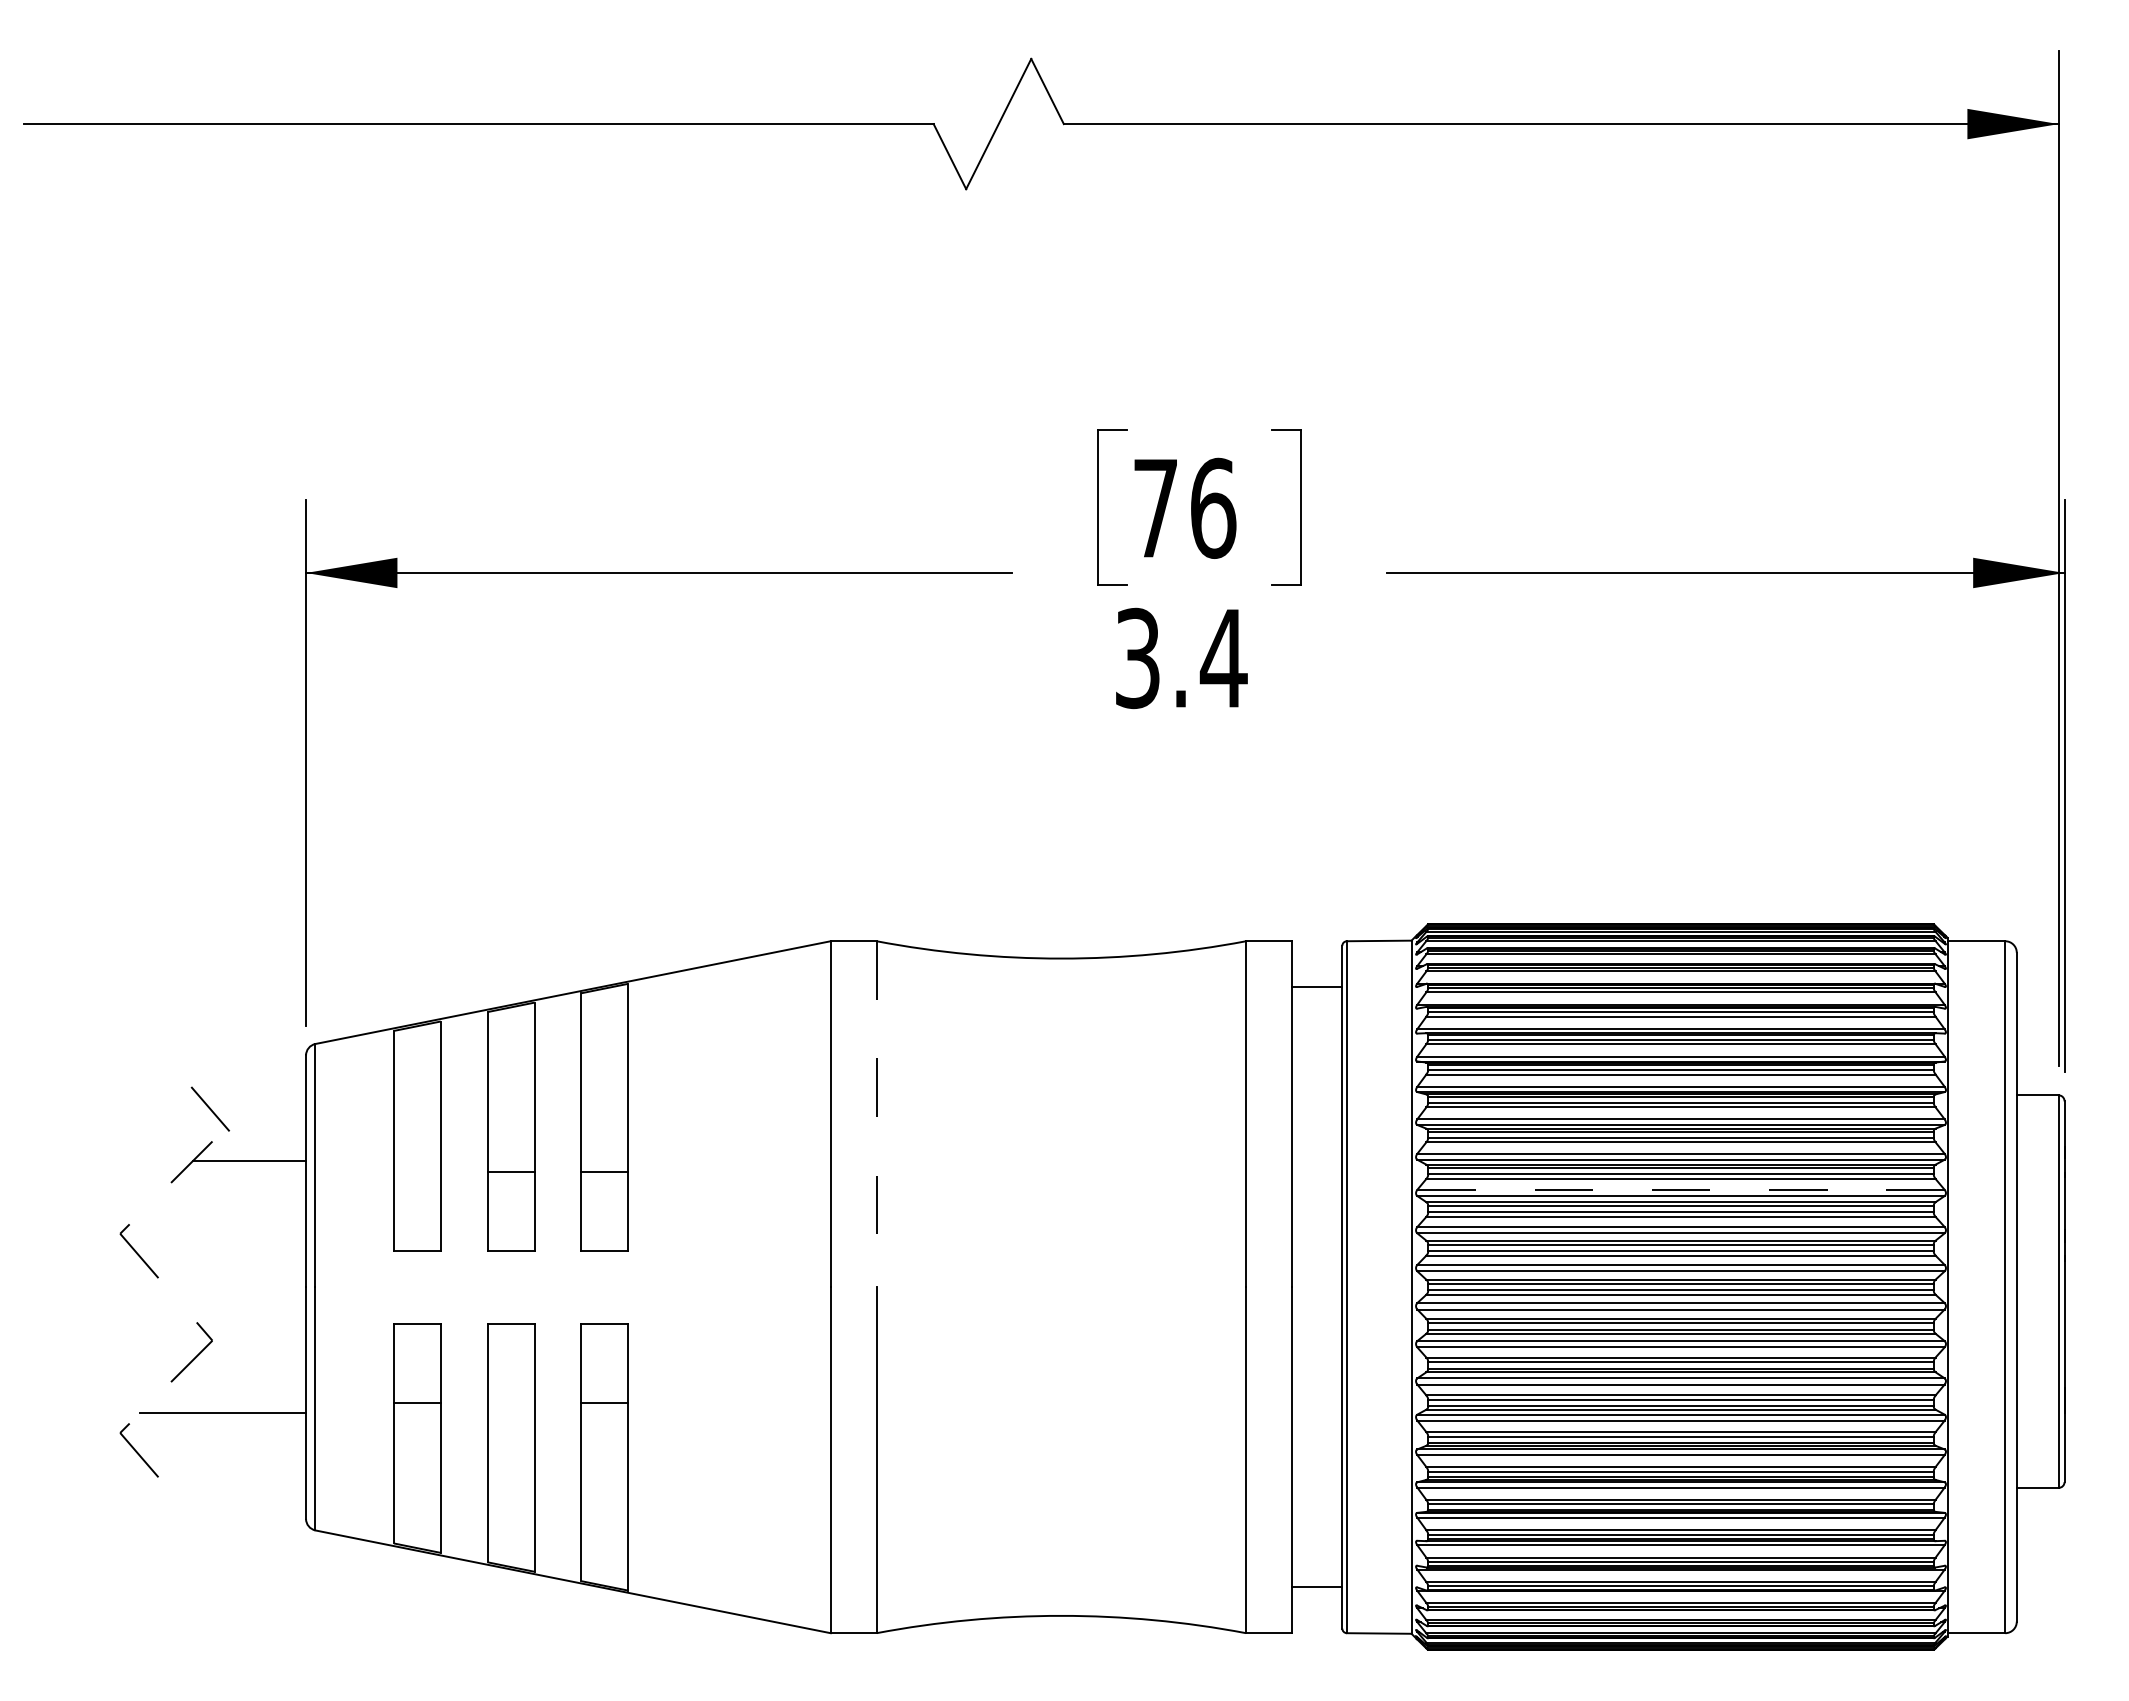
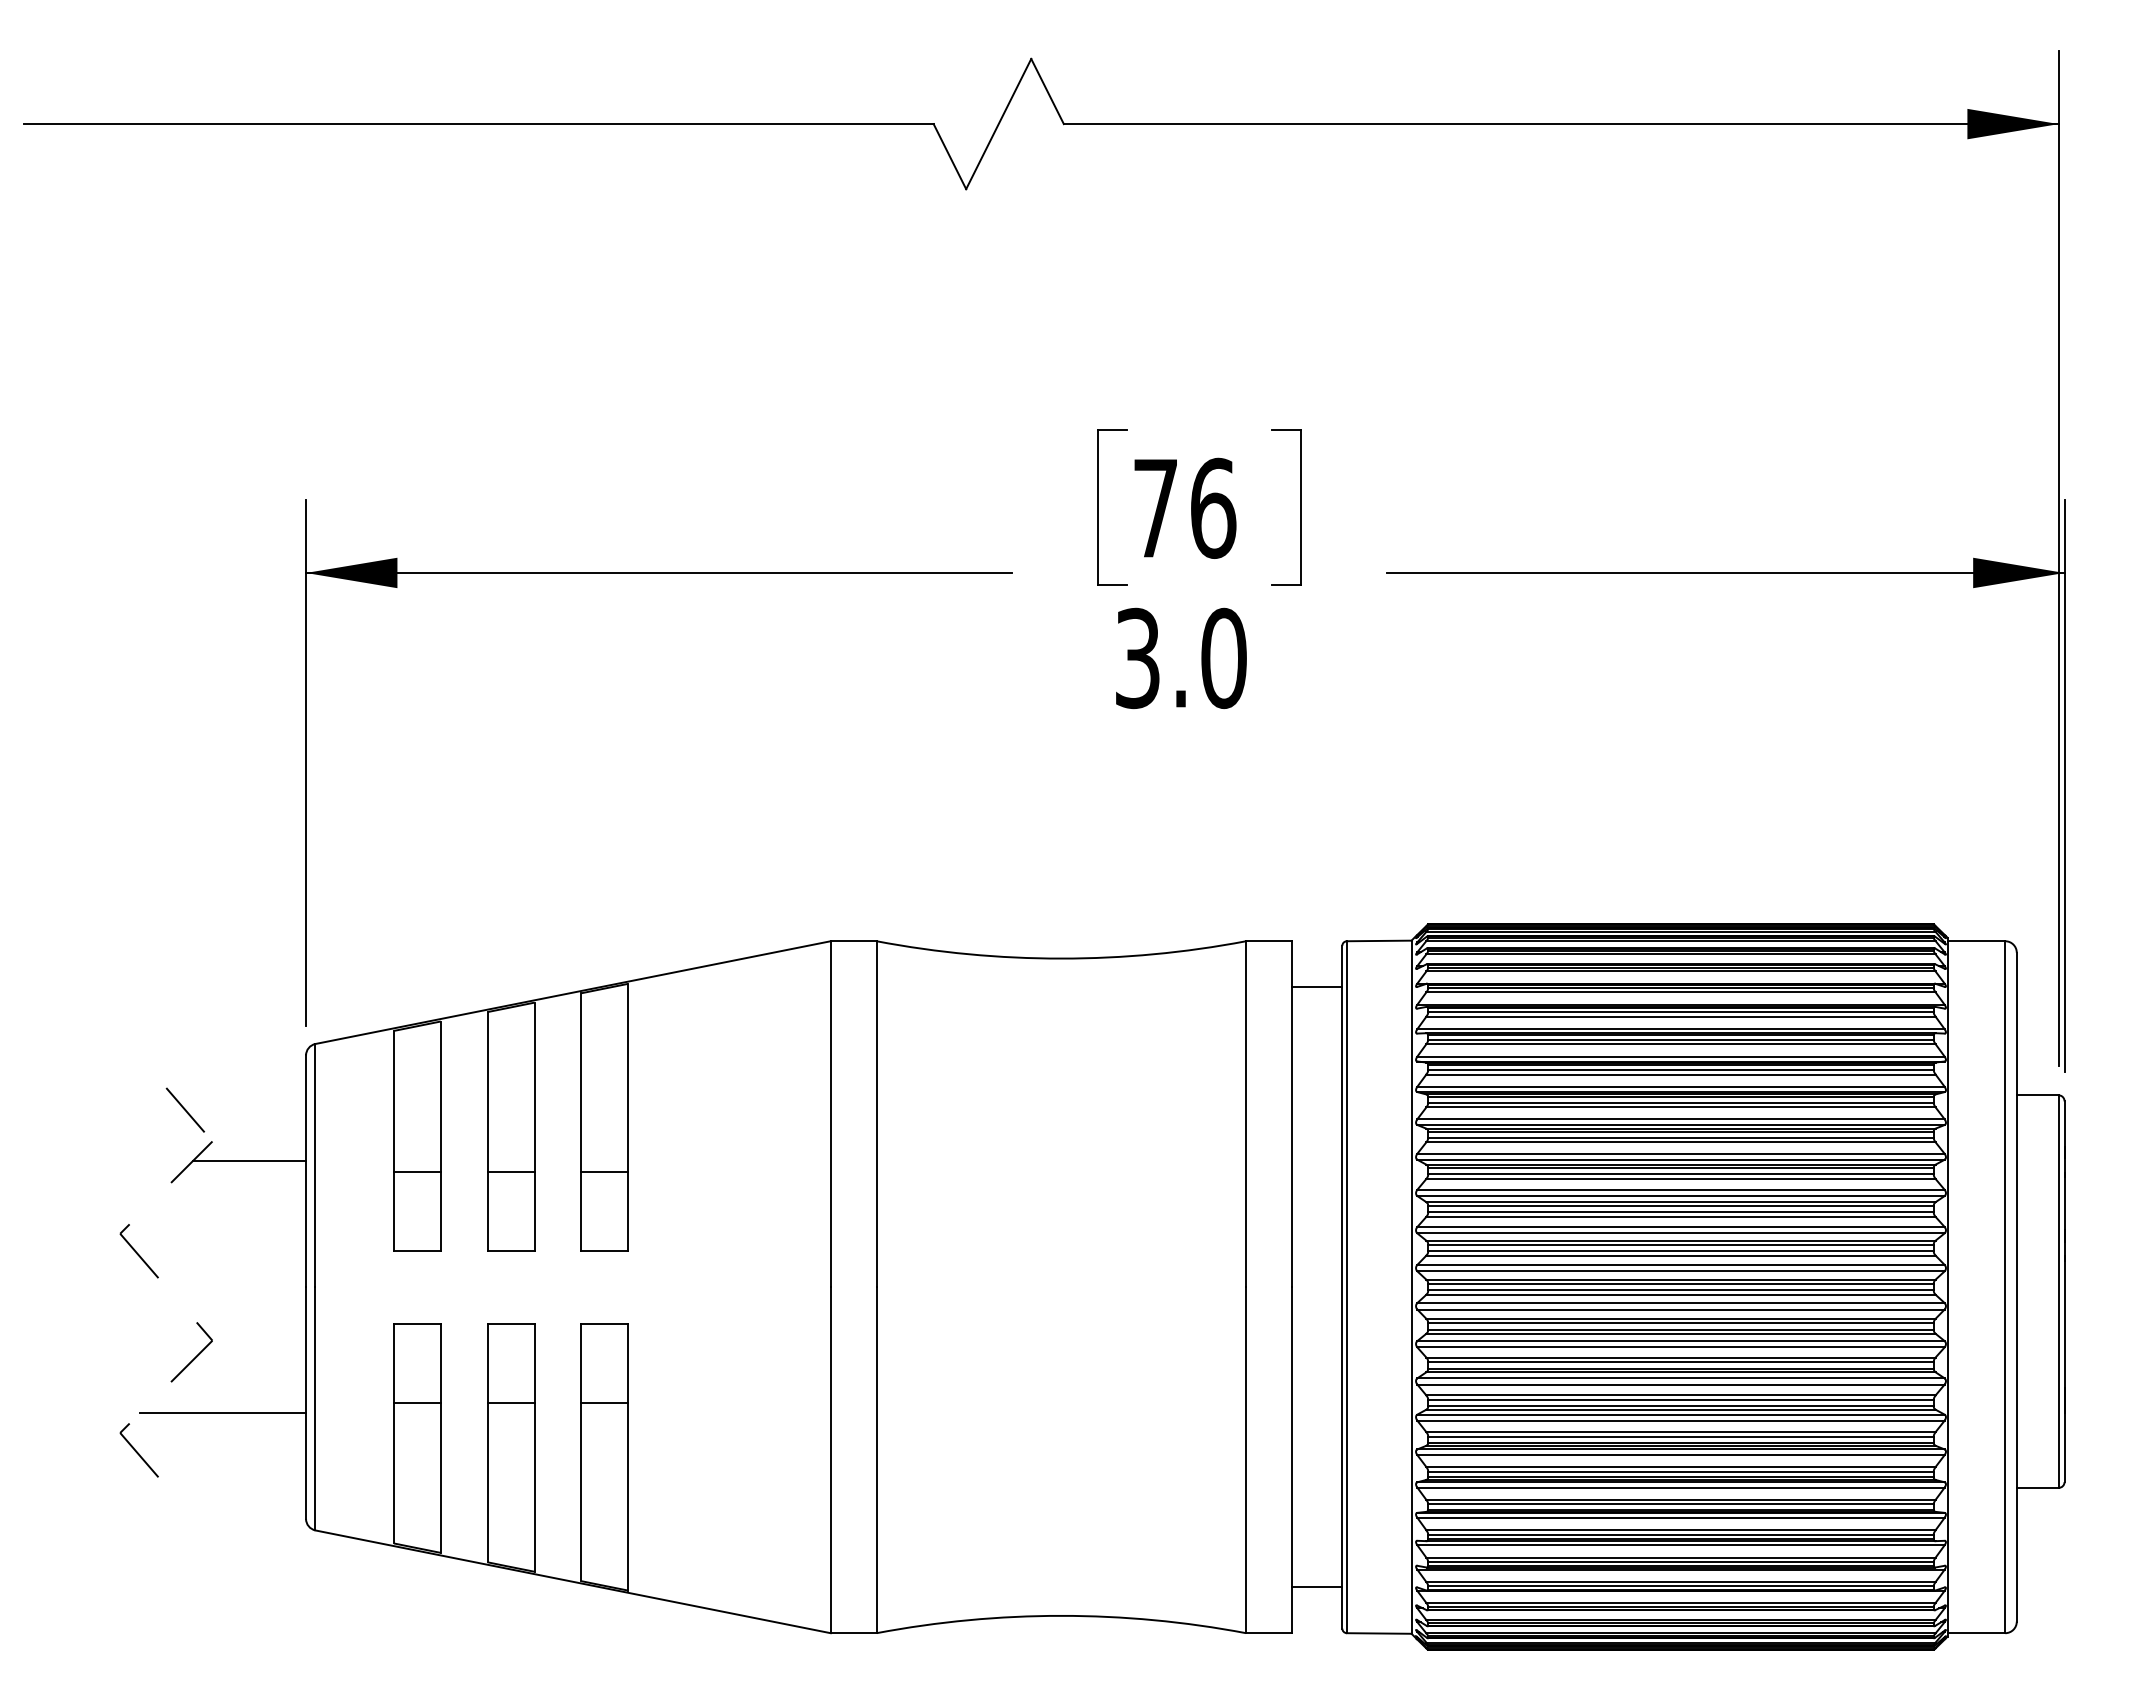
text: 3.4 -> 3.0 (1223, 658)
line position: (209, 1108) -> (184, 1109) (184, 1109)
line: dashed -> solid (876, 1114)
line: none -> present (416, 1171)
line: dashed -> solid (1681, 1189)
line: none -> present (510, 1402)
